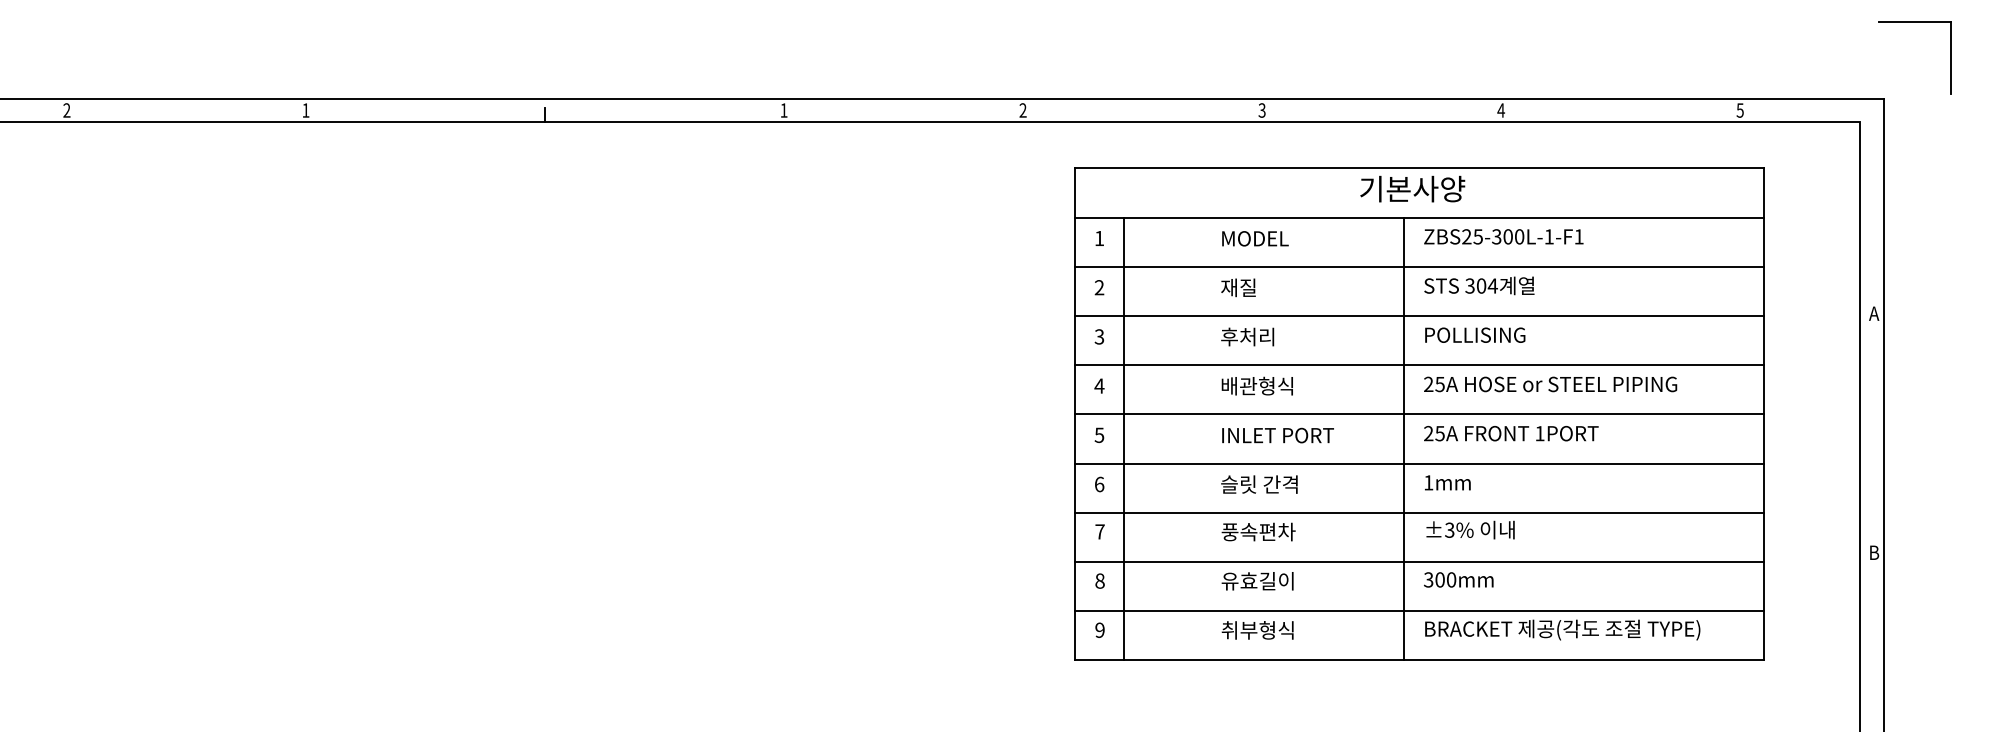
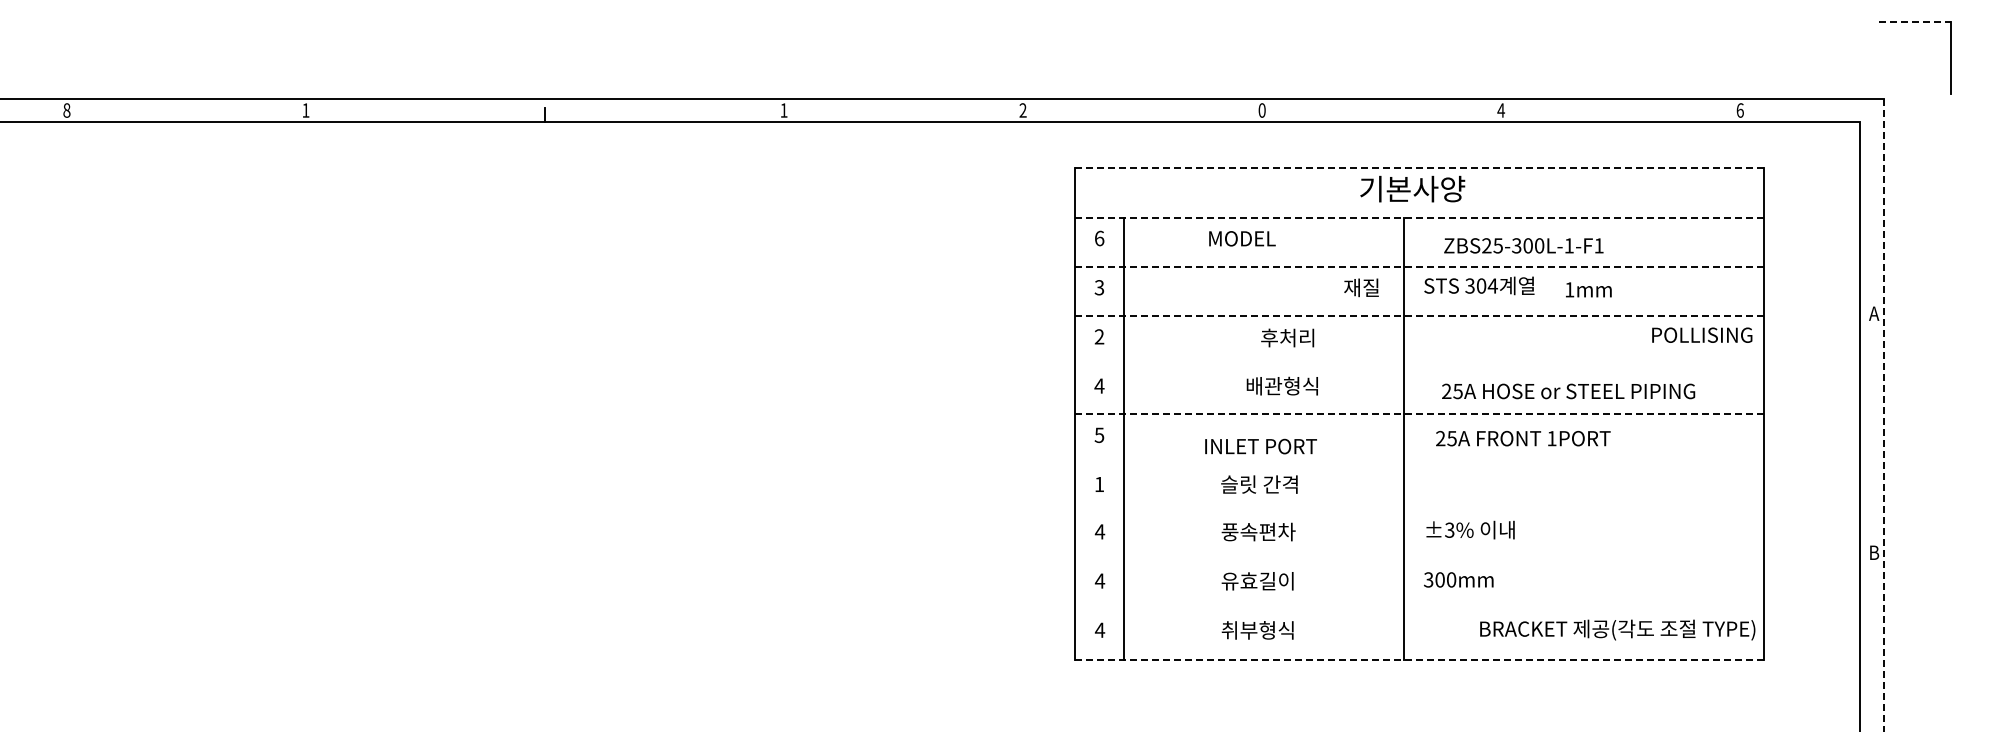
line: solid -> dashed (1914, 22)
text: 2 -> 8 (66, 110)
text: 3 -> 0 (1261, 110)
text: 5 -> 6 (1739, 110)
line: solid -> dashed (1419, 168)
line: solid -> dashed (1419, 217)
text position: (1503, 236) -> (1523, 245) (1523, 245)
text: 1 -> 6 (1099, 238)
text position: (1255, 238) -> (1242, 238) (1242, 238)
line: solid -> dashed (1419, 266)
text: 2 -> 3 (1099, 287)
text position: (1238, 287) -> (1361, 287) (1361, 287)
line: solid -> dashed (1419, 315)
text position: (1475, 334) -> (1702, 334) (1702, 334)
text: 3 -> 2 (1099, 336)
text position: (1247, 336) -> (1287, 337) (1287, 337)
line: present -> none (1419, 365)
text position: (1550, 384) -> (1568, 391) (1568, 391)
text position: (1256, 385) -> (1281, 385) (1281, 385)
line: solid -> dashed (1419, 414)
line: solid -> dashed (1883, 415)
text position: (1511, 433) -> (1523, 438) (1523, 438)
text position: (1277, 435) -> (1260, 446) (1260, 446)
line: present -> none (1419, 463)
text position: (1447, 482) -> (1588, 289) (1588, 289)
text: 6 -> 1 (1099, 484)
line: present -> none (1419, 512)
text: 7 -> 4 (1099, 531)
line: present -> none (1419, 561)
text: 8 -> 4 (1099, 580)
line: present -> none (1419, 611)
text: 9 -> 4 (1099, 629)
text position: (1562, 629) -> (1617, 629) (1617, 629)
line: solid -> dashed (1419, 660)
